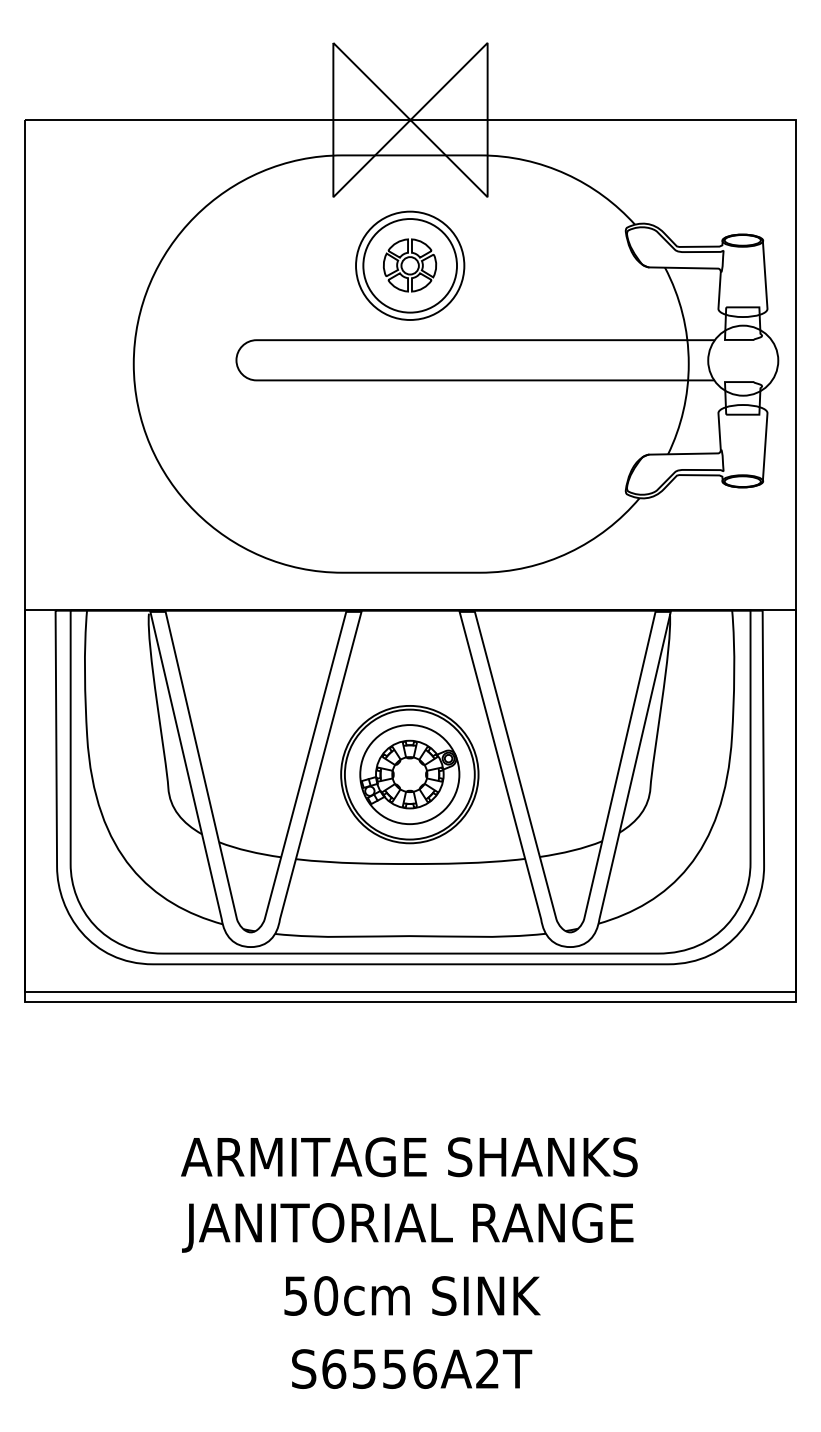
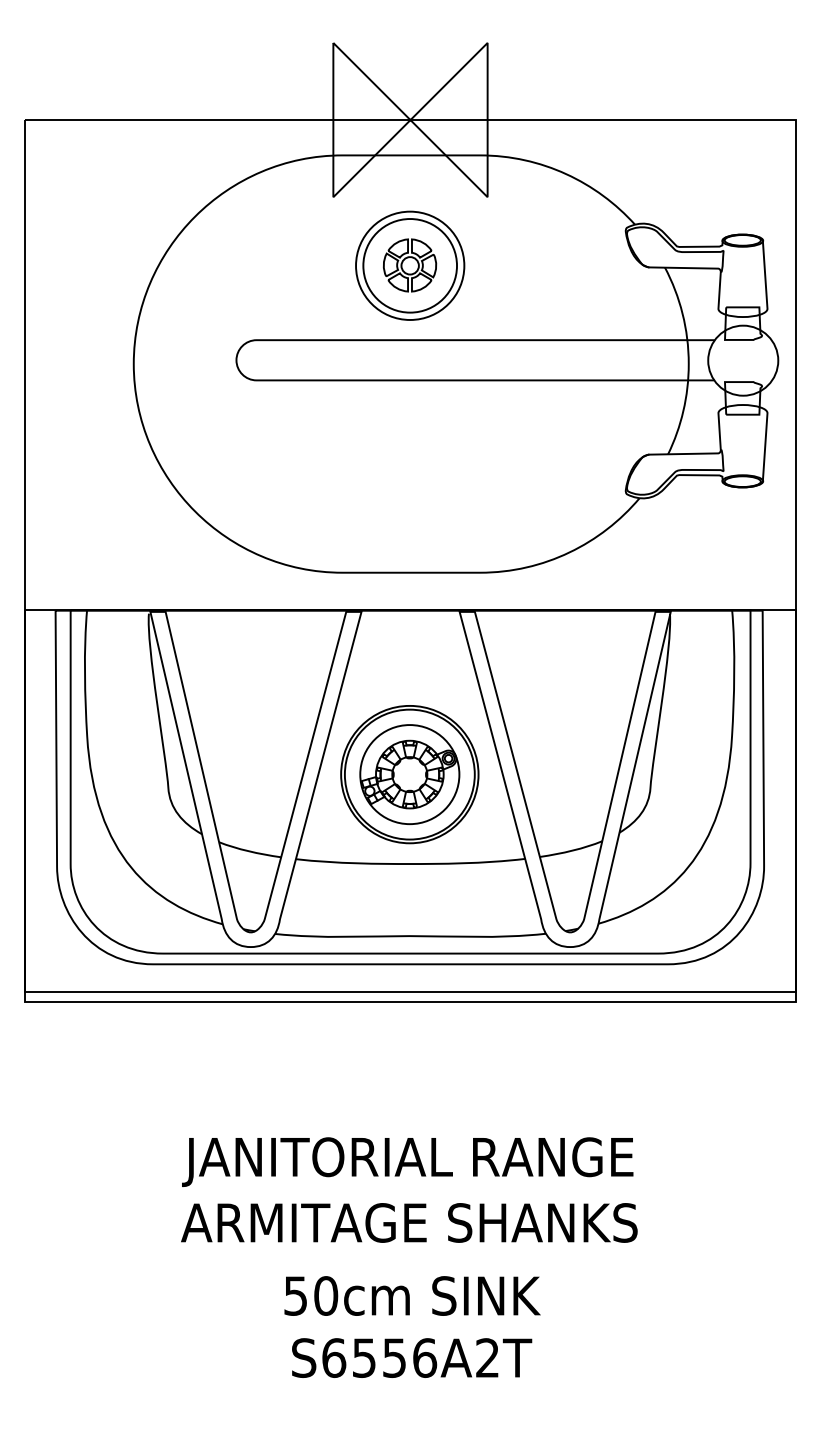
text: ARMITAGE SHANKS -> JANITORIAL RANGE (409, 1161)
text: JANITORIAL RANGE -> ARMITAGE SHANKS (409, 1227)
text position: (412, 1368) -> (412, 1357) (412, 1357)
